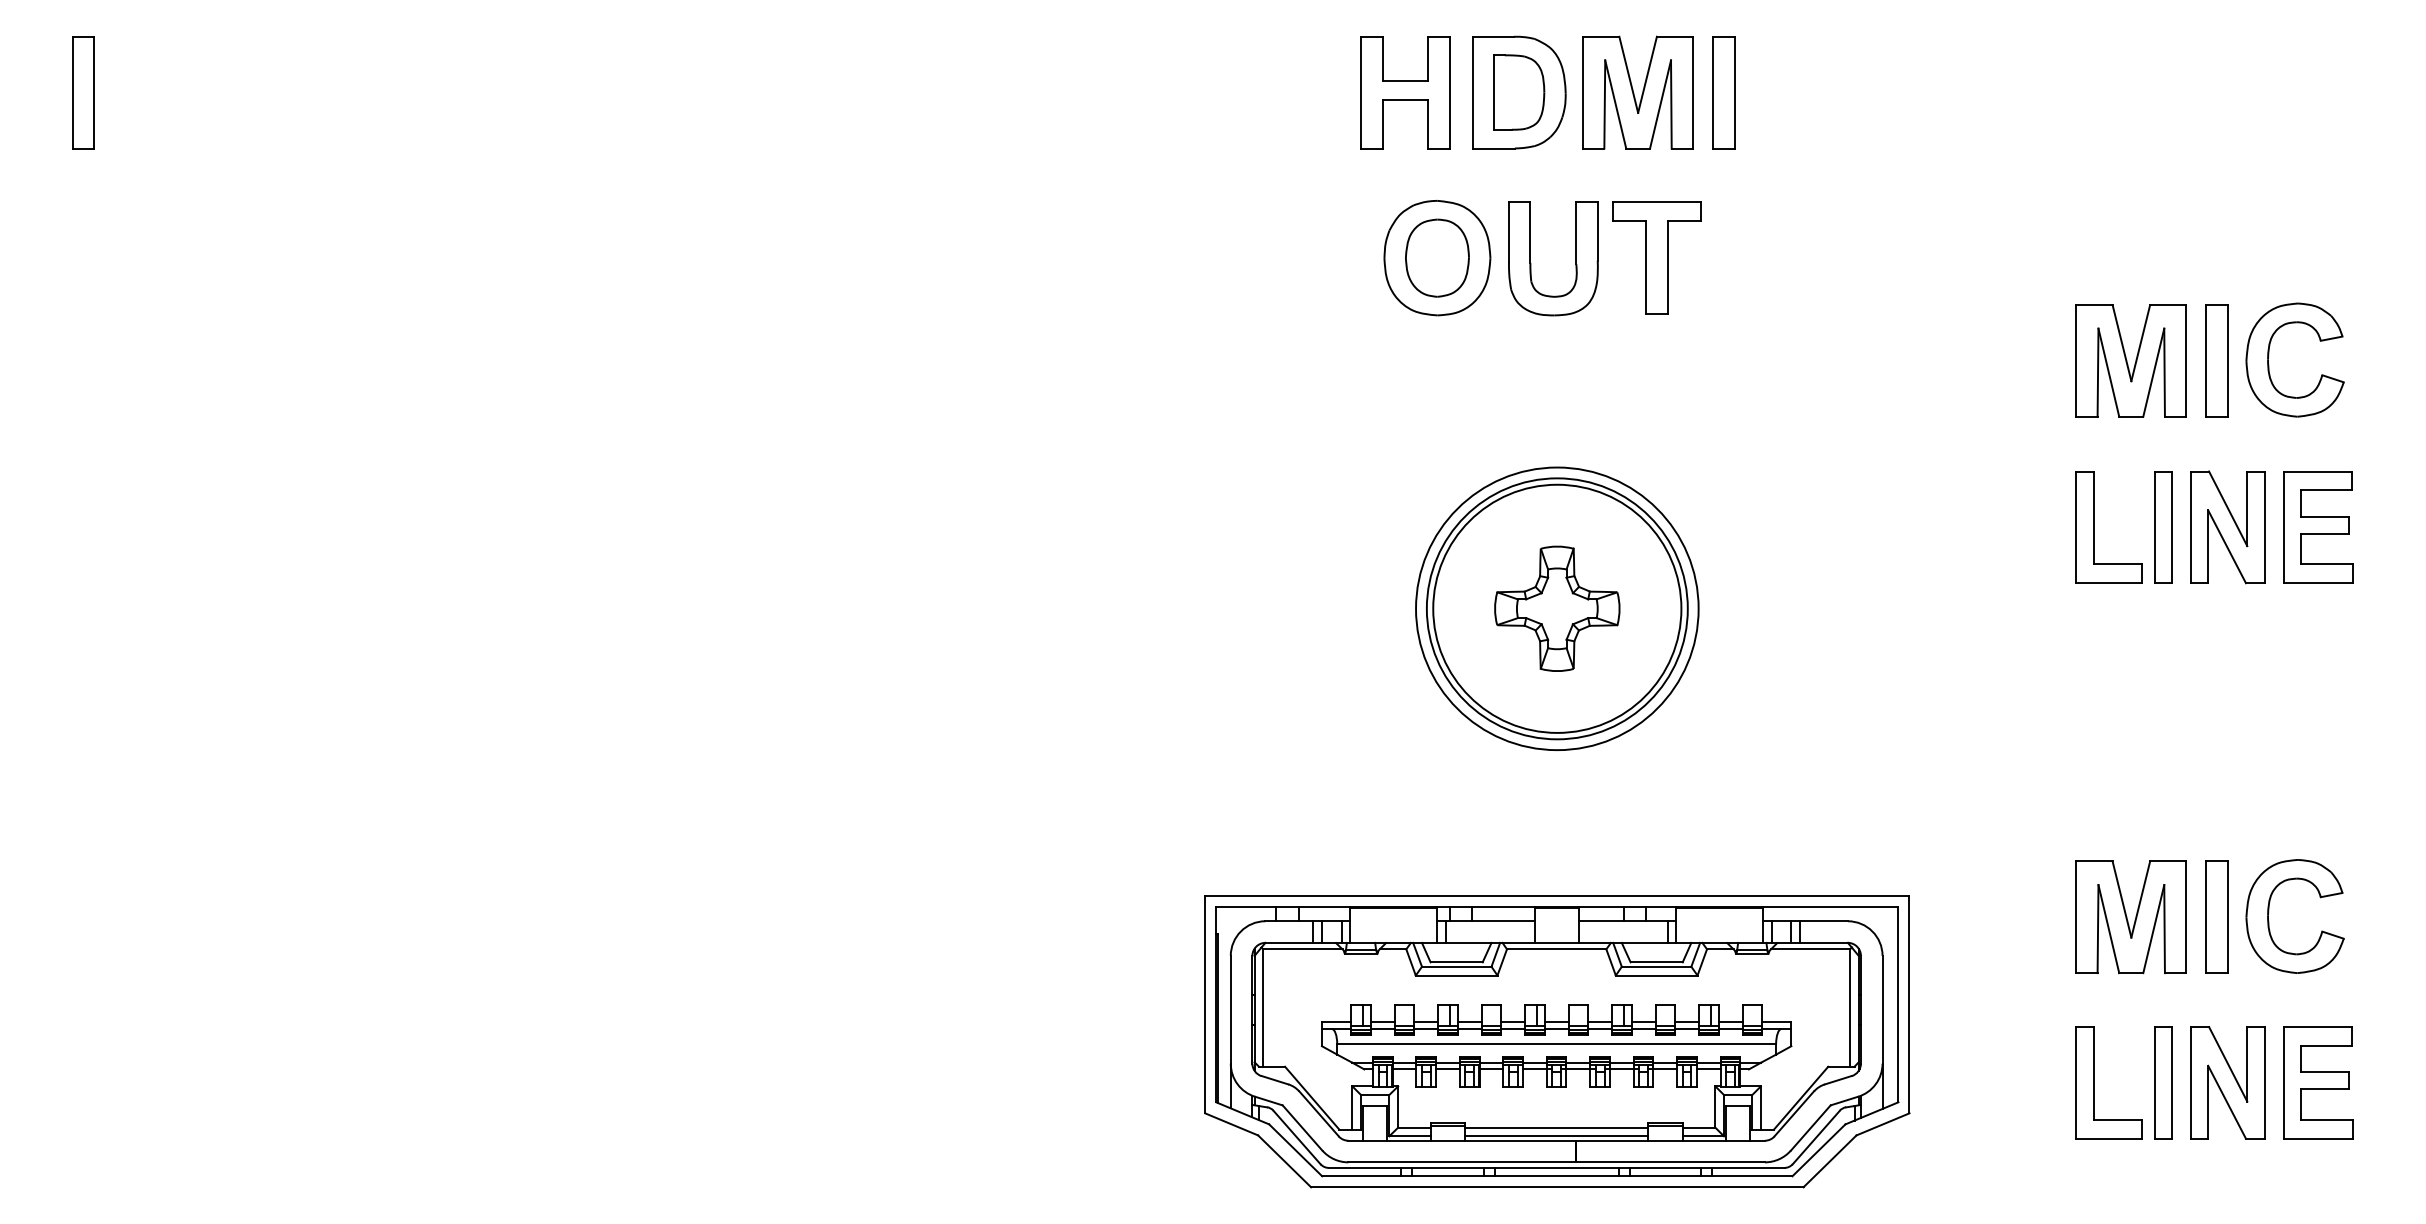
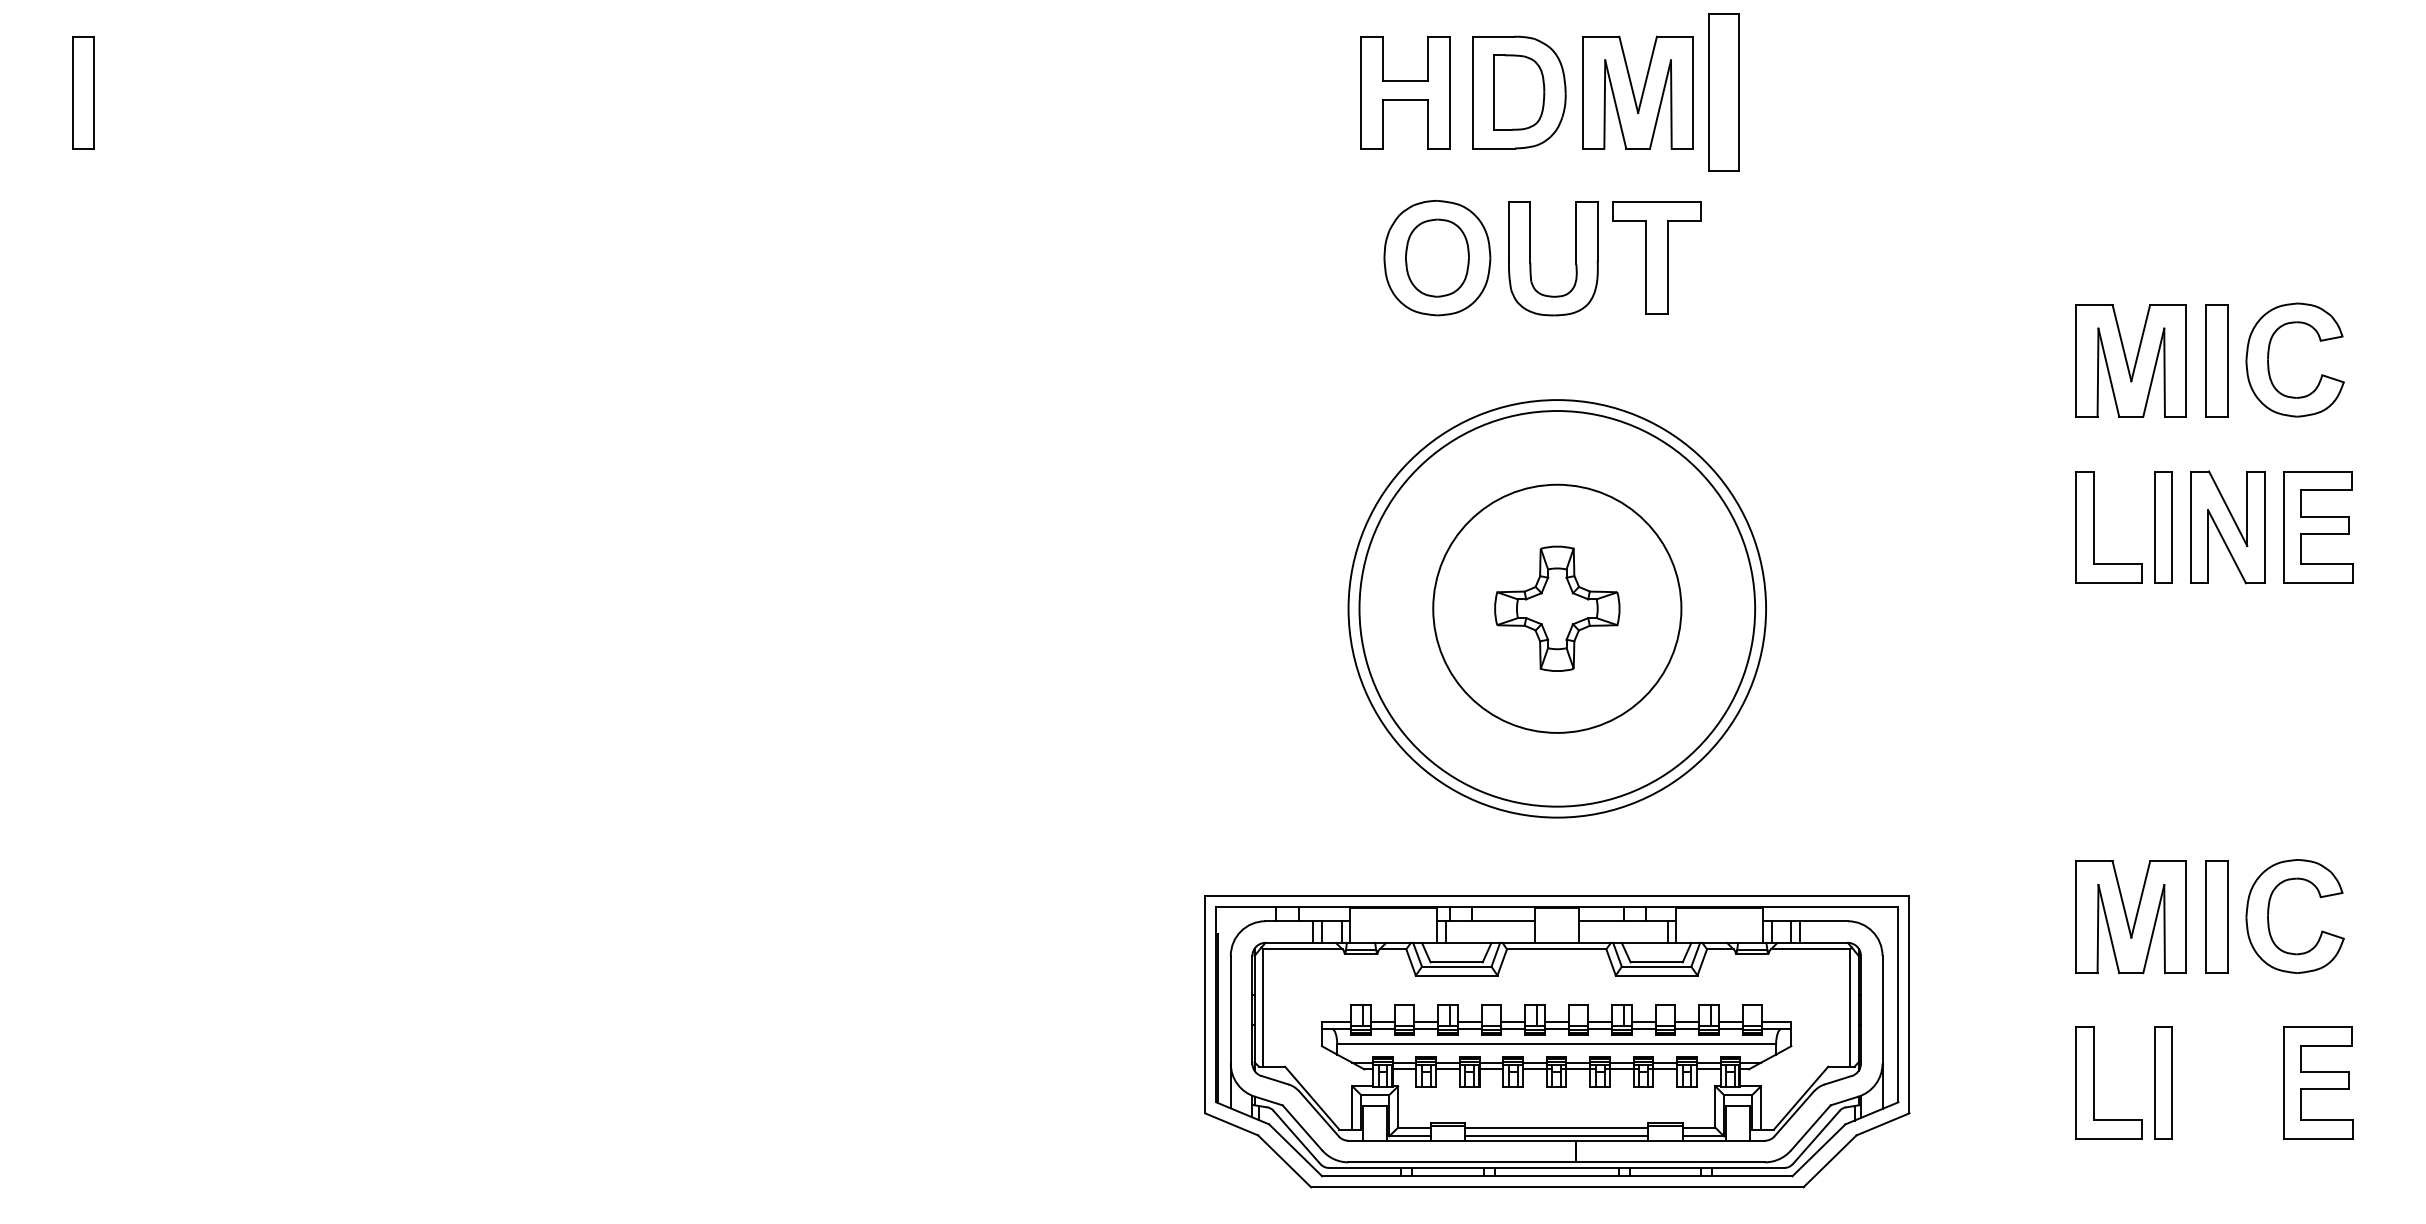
part size: 24x114 px -> 32x159 px (1723, 92)
circle diameter: 261 px -> 418 px (1557, 608)
circle diameter: 283 px -> 396 px (1557, 608)
part: present -> none (2227, 1082)
